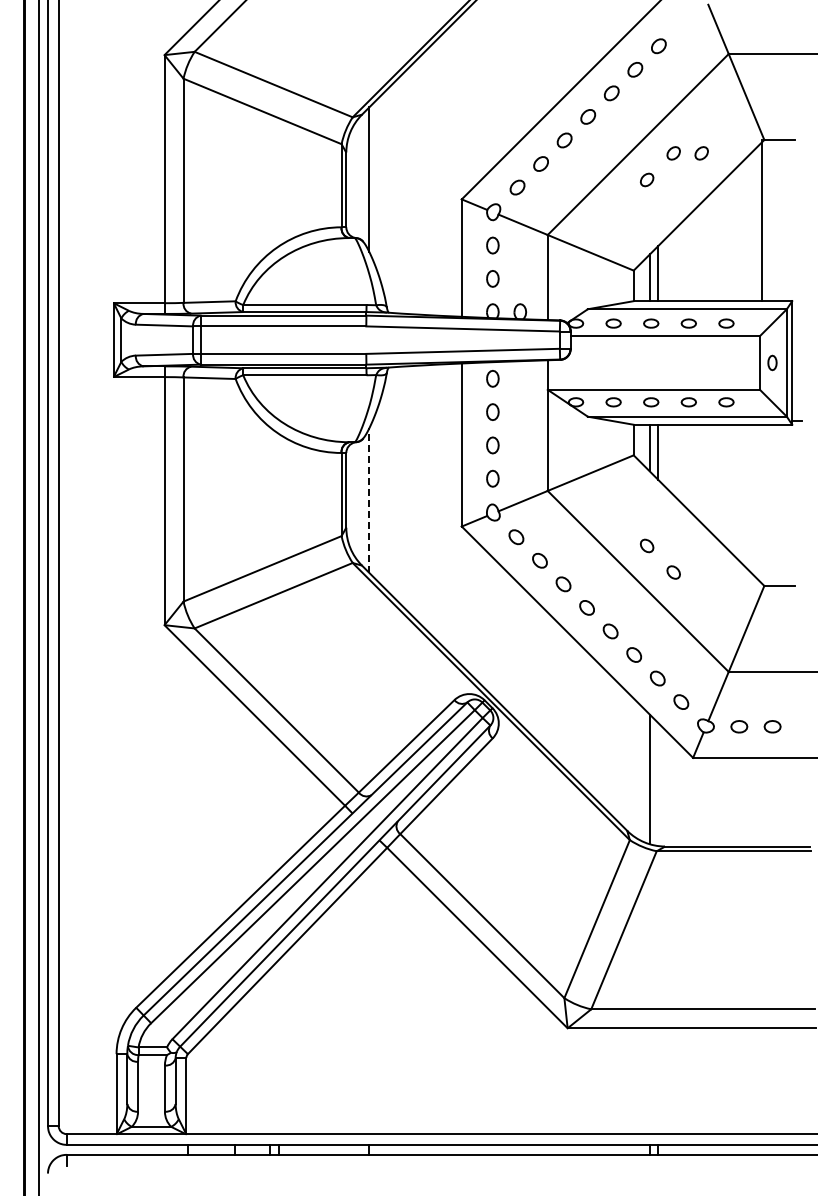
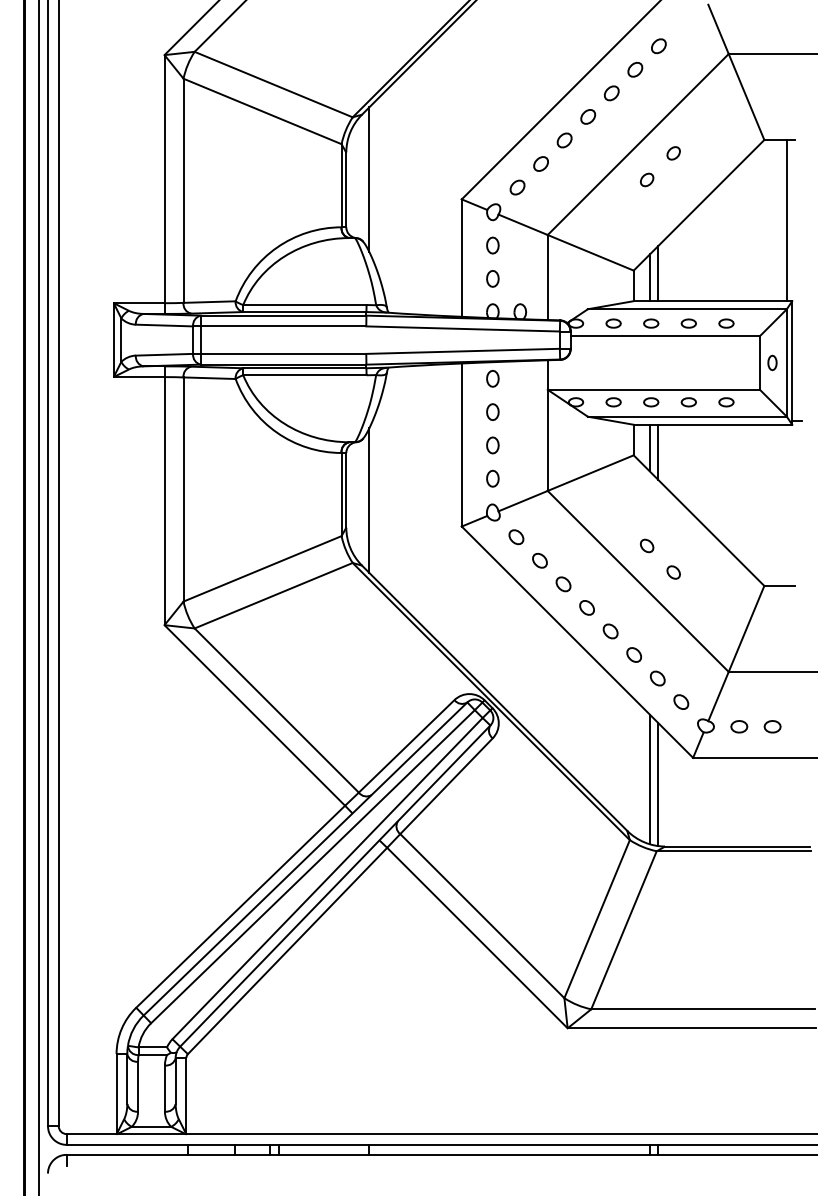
part: present -> none (701, 153)
line position: (761, 220) -> (786, 220) (786, 220)
line: dashed -> solid (369, 500)
line: none -> present (657, 784)
